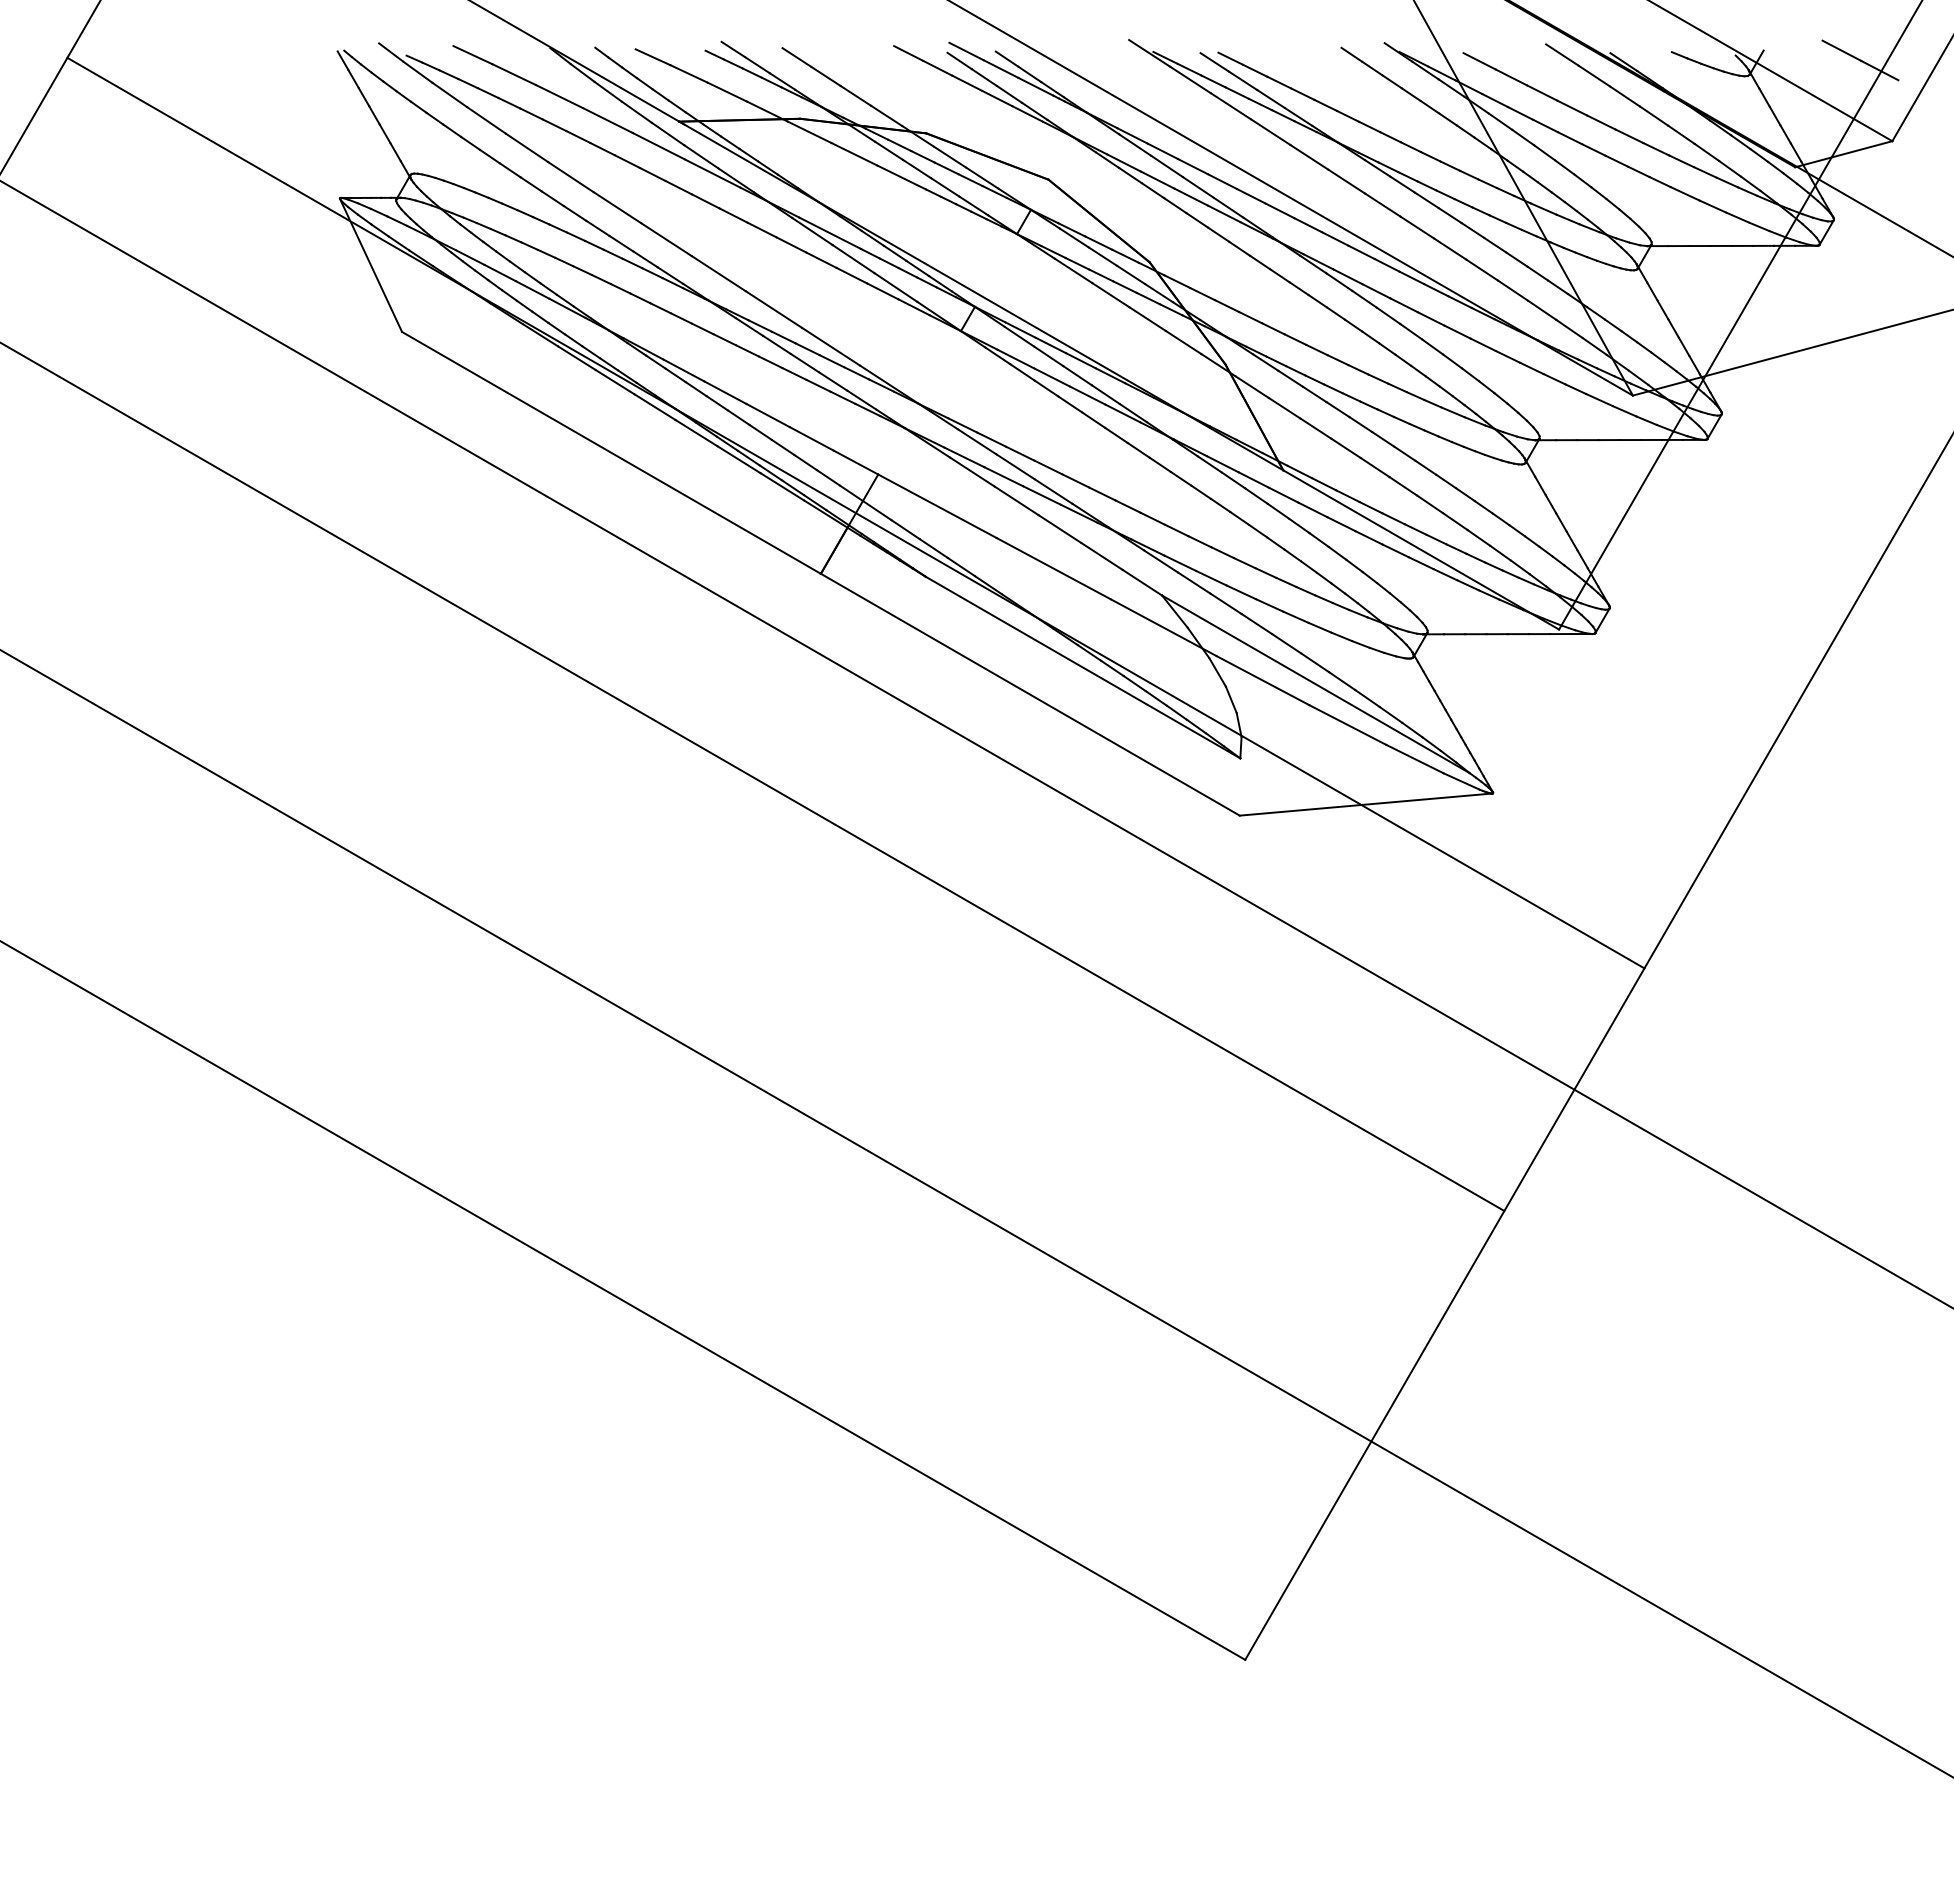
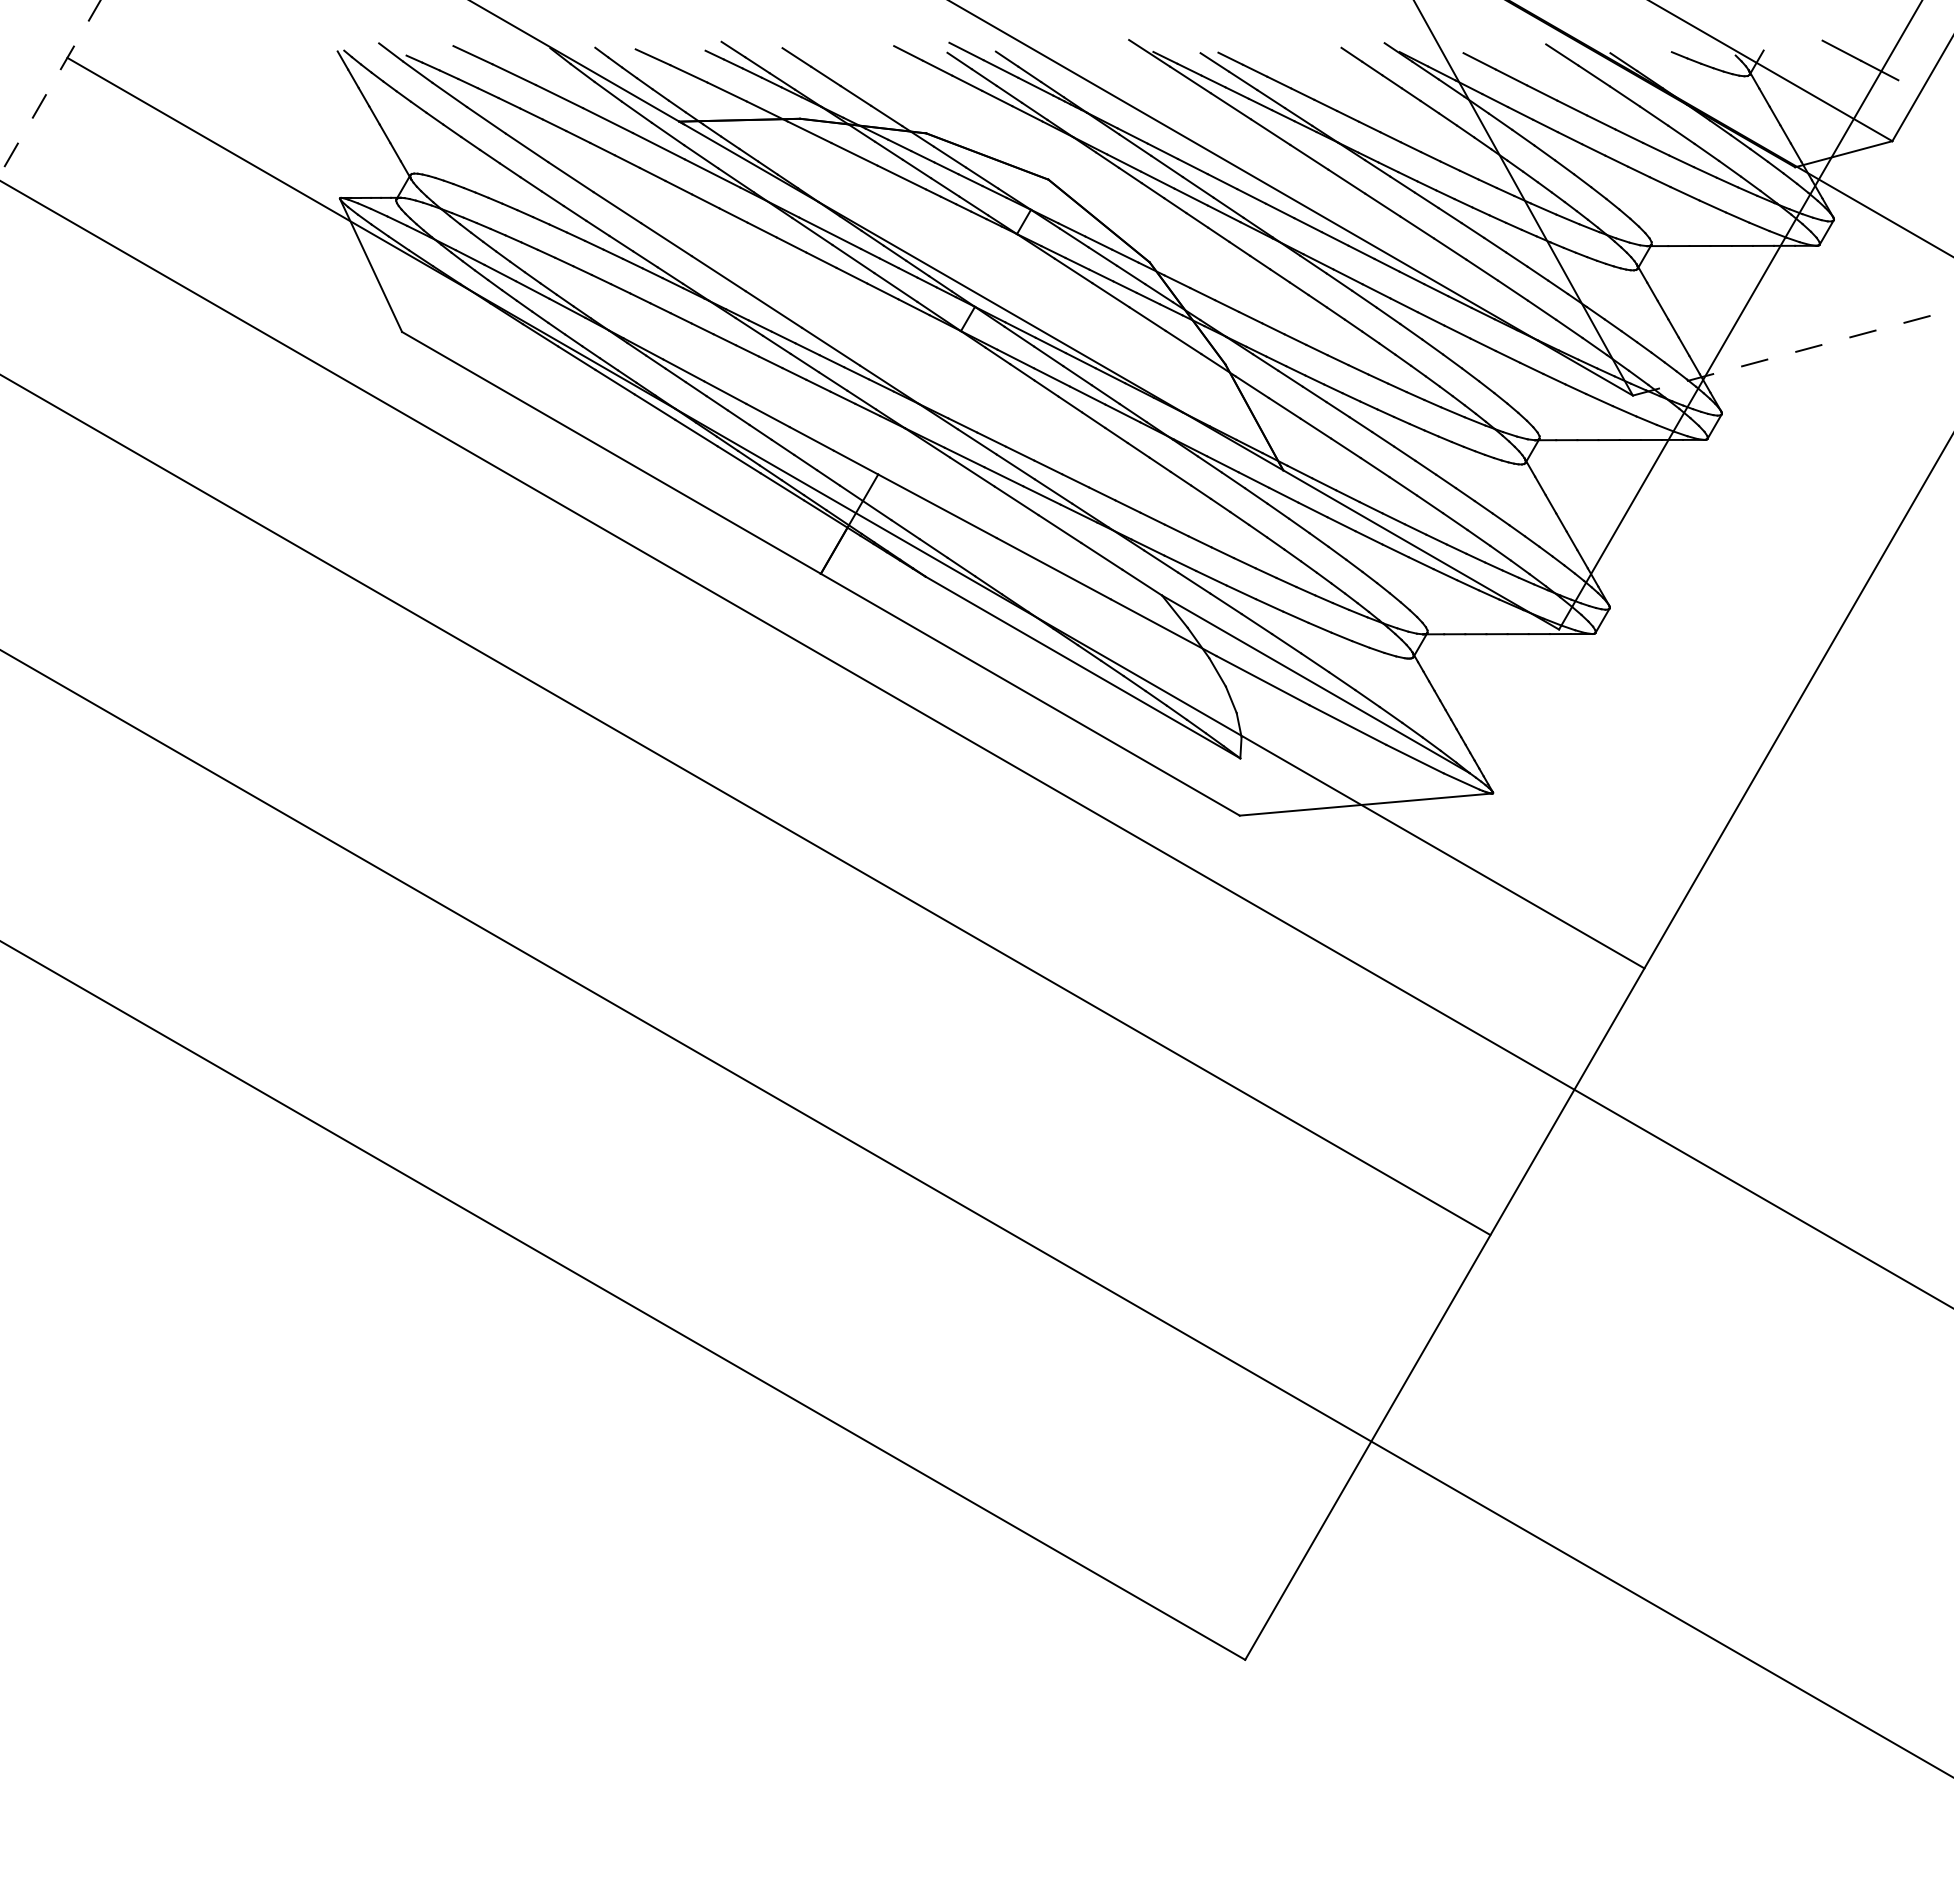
line: solid -> dashed (50, 86)
line: solid -> dashed (1793, 352)
line position: (753, 777) -> (746, 805) (746, 805)
